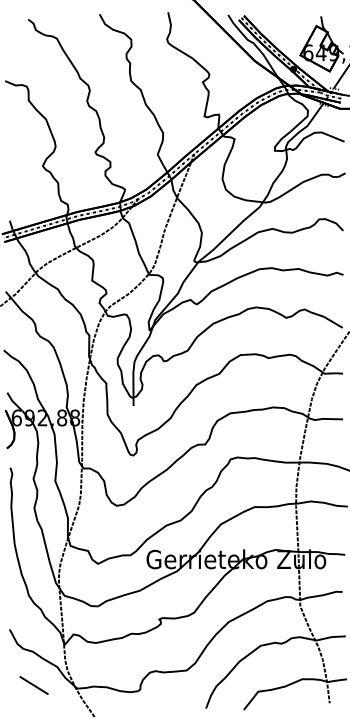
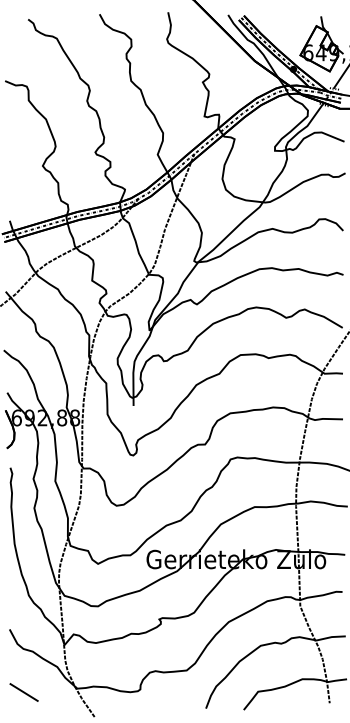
line position: (33, 685) -> (23, 692) (23, 692)
